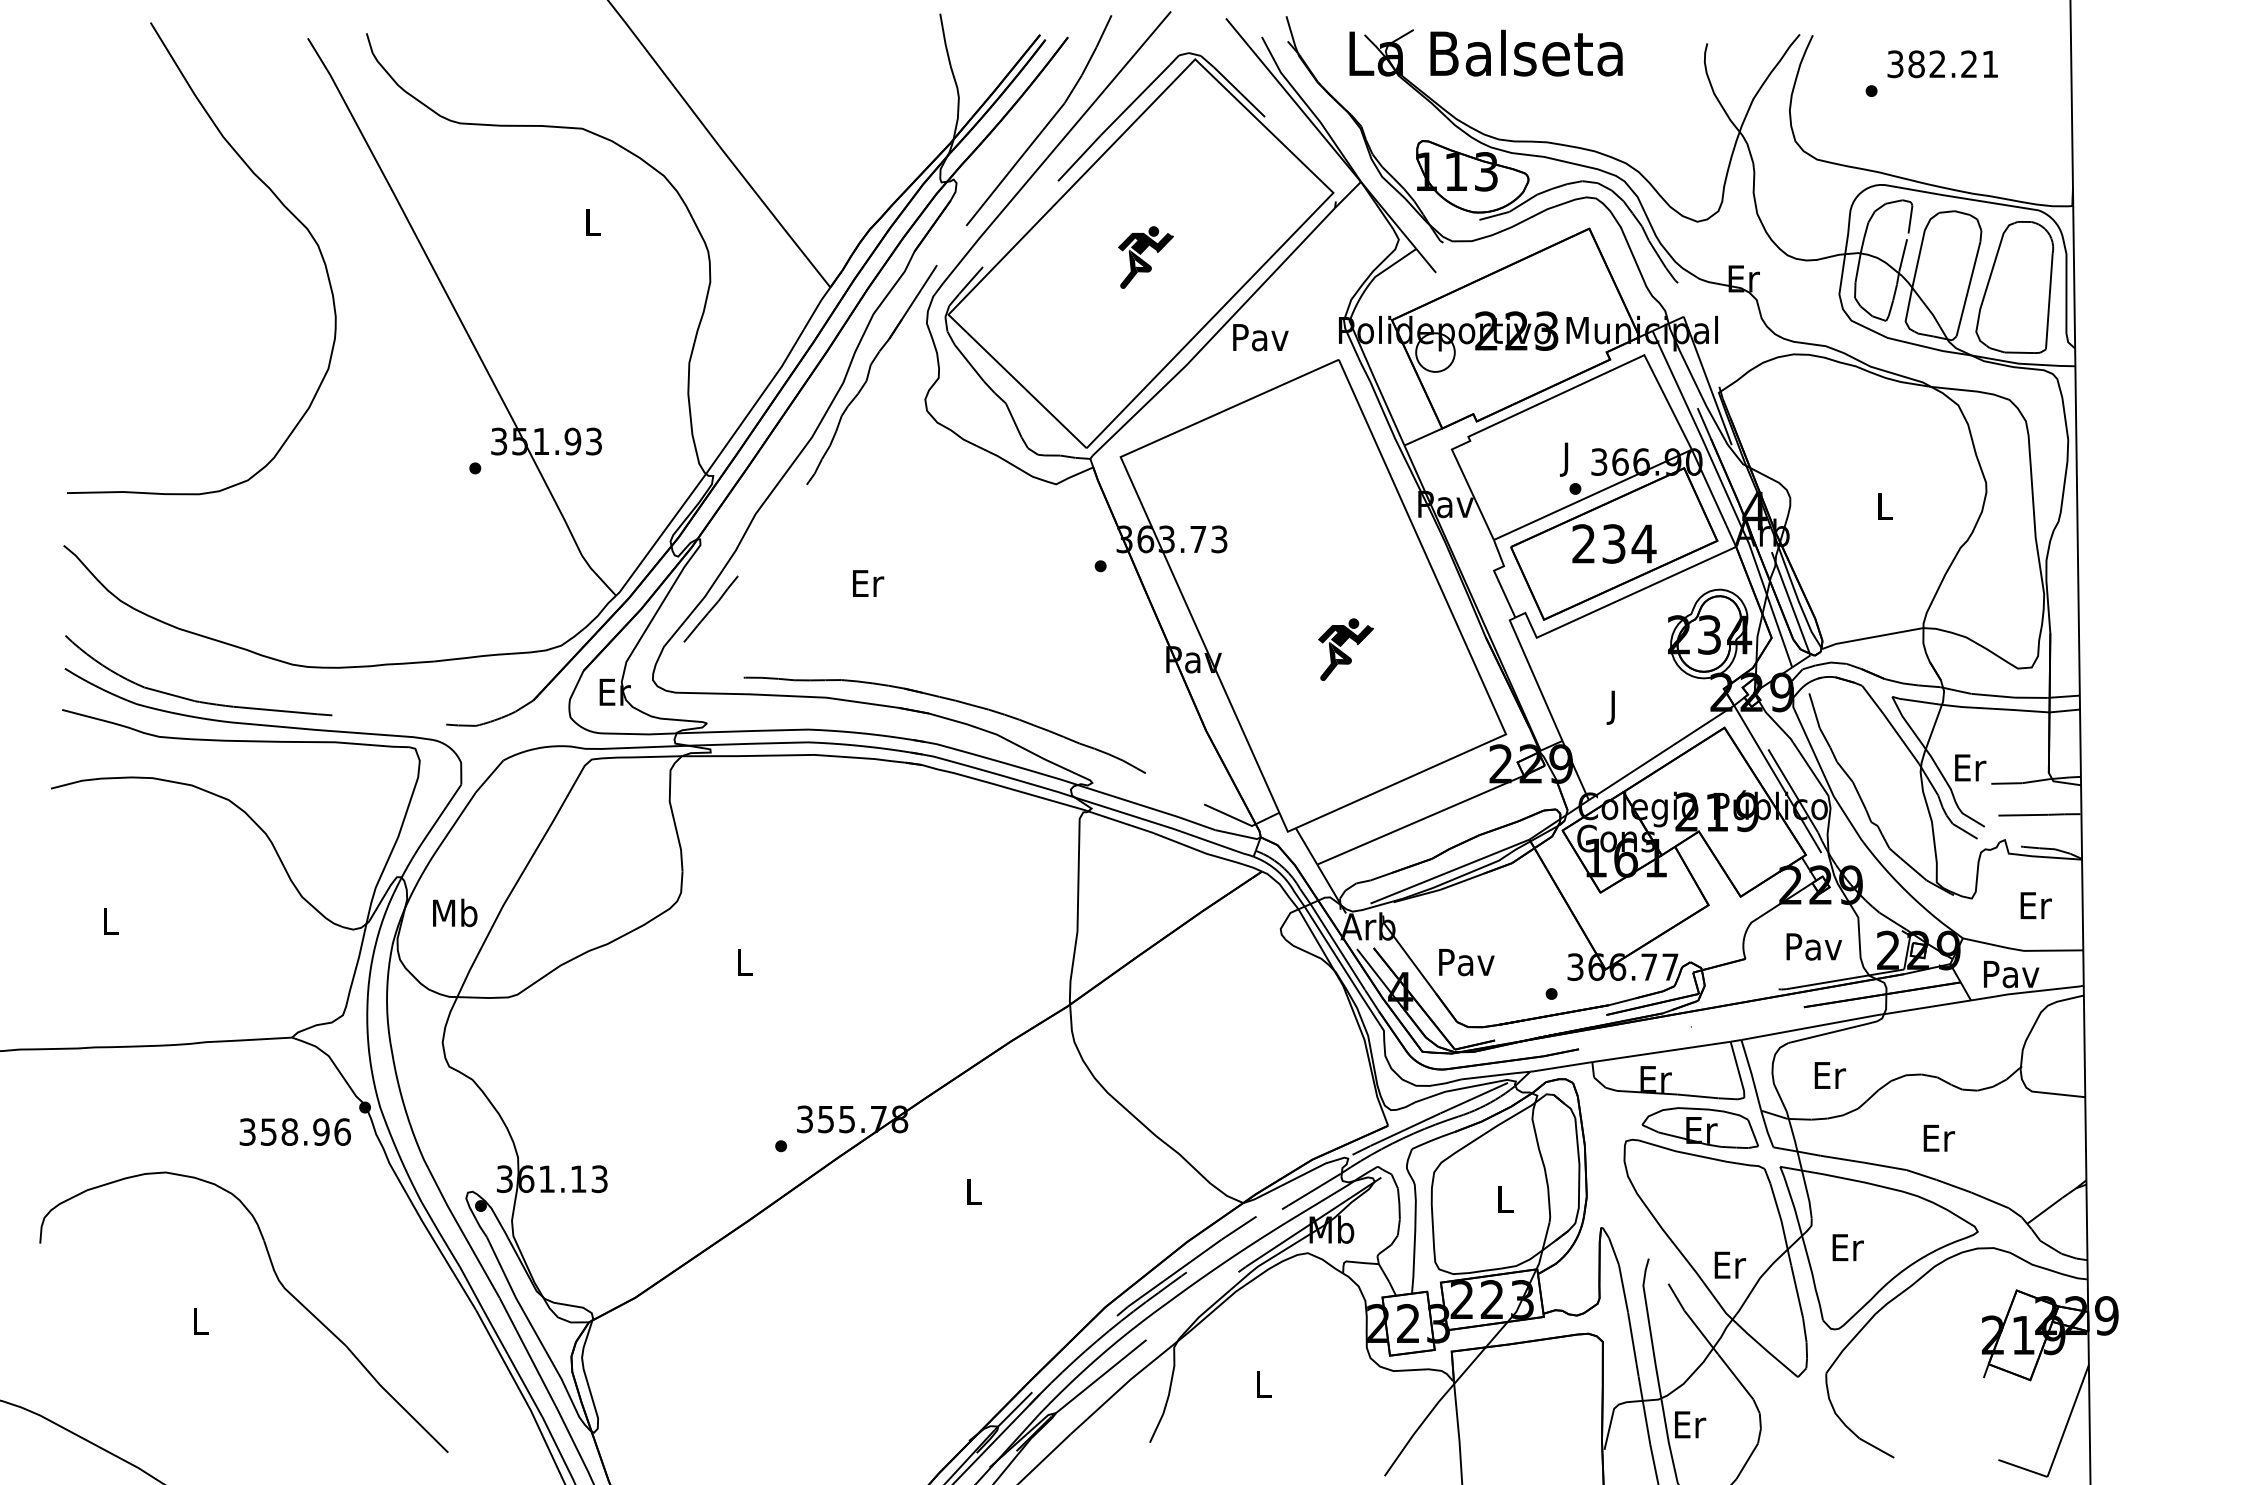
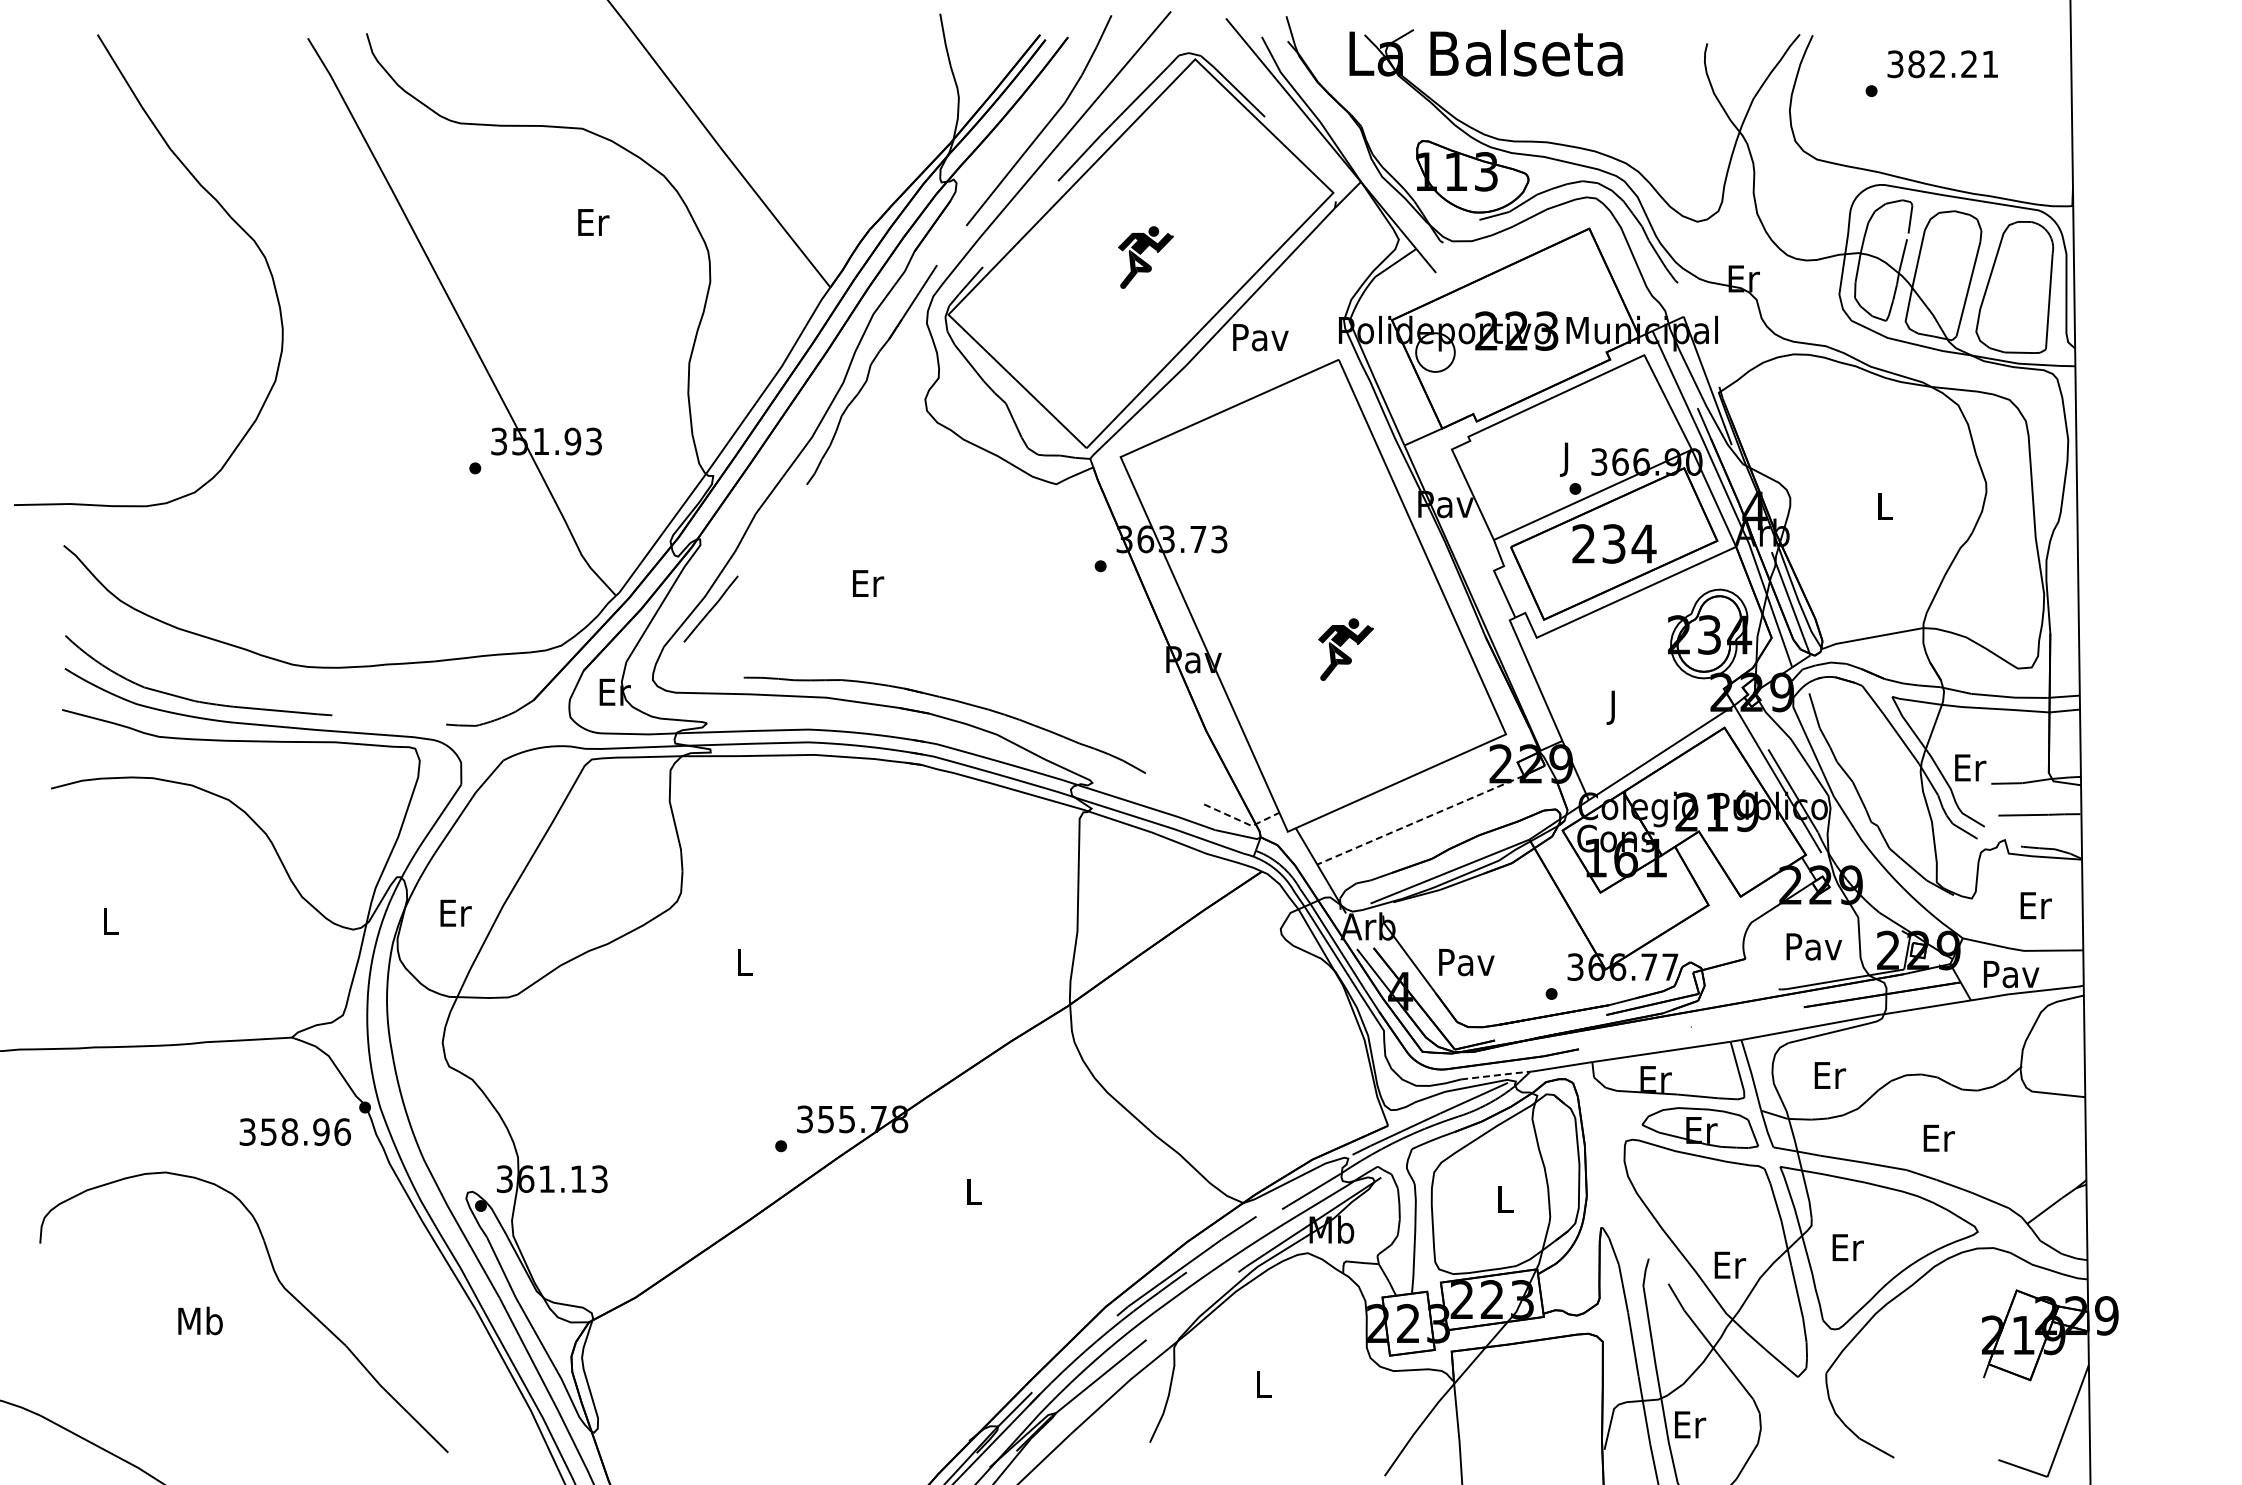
curve position: (276, 198) -> (223, 210) (223, 210)
text: L -> Er (593, 222)
line: solid -> dashed (1420, 820)
line: solid -> dashed (1242, 821)
text: Mb -> Er (455, 912)
line: solid -> dashed (1496, 1075)
text: L -> Mb (200, 1320)
